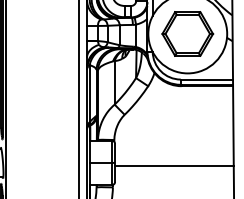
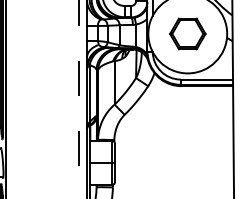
part size: 54x46 px -> 38x34 px (187, 33)
line: solid -> dashed (79, 99)
line: present -> none (174, 165)
